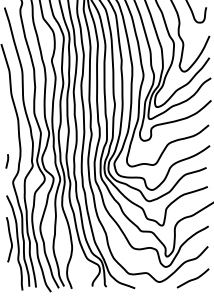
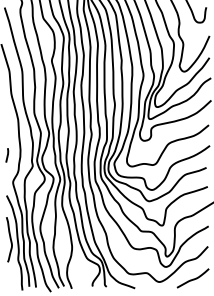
line position: (7, 161) -> (7, 155) (7, 155)
